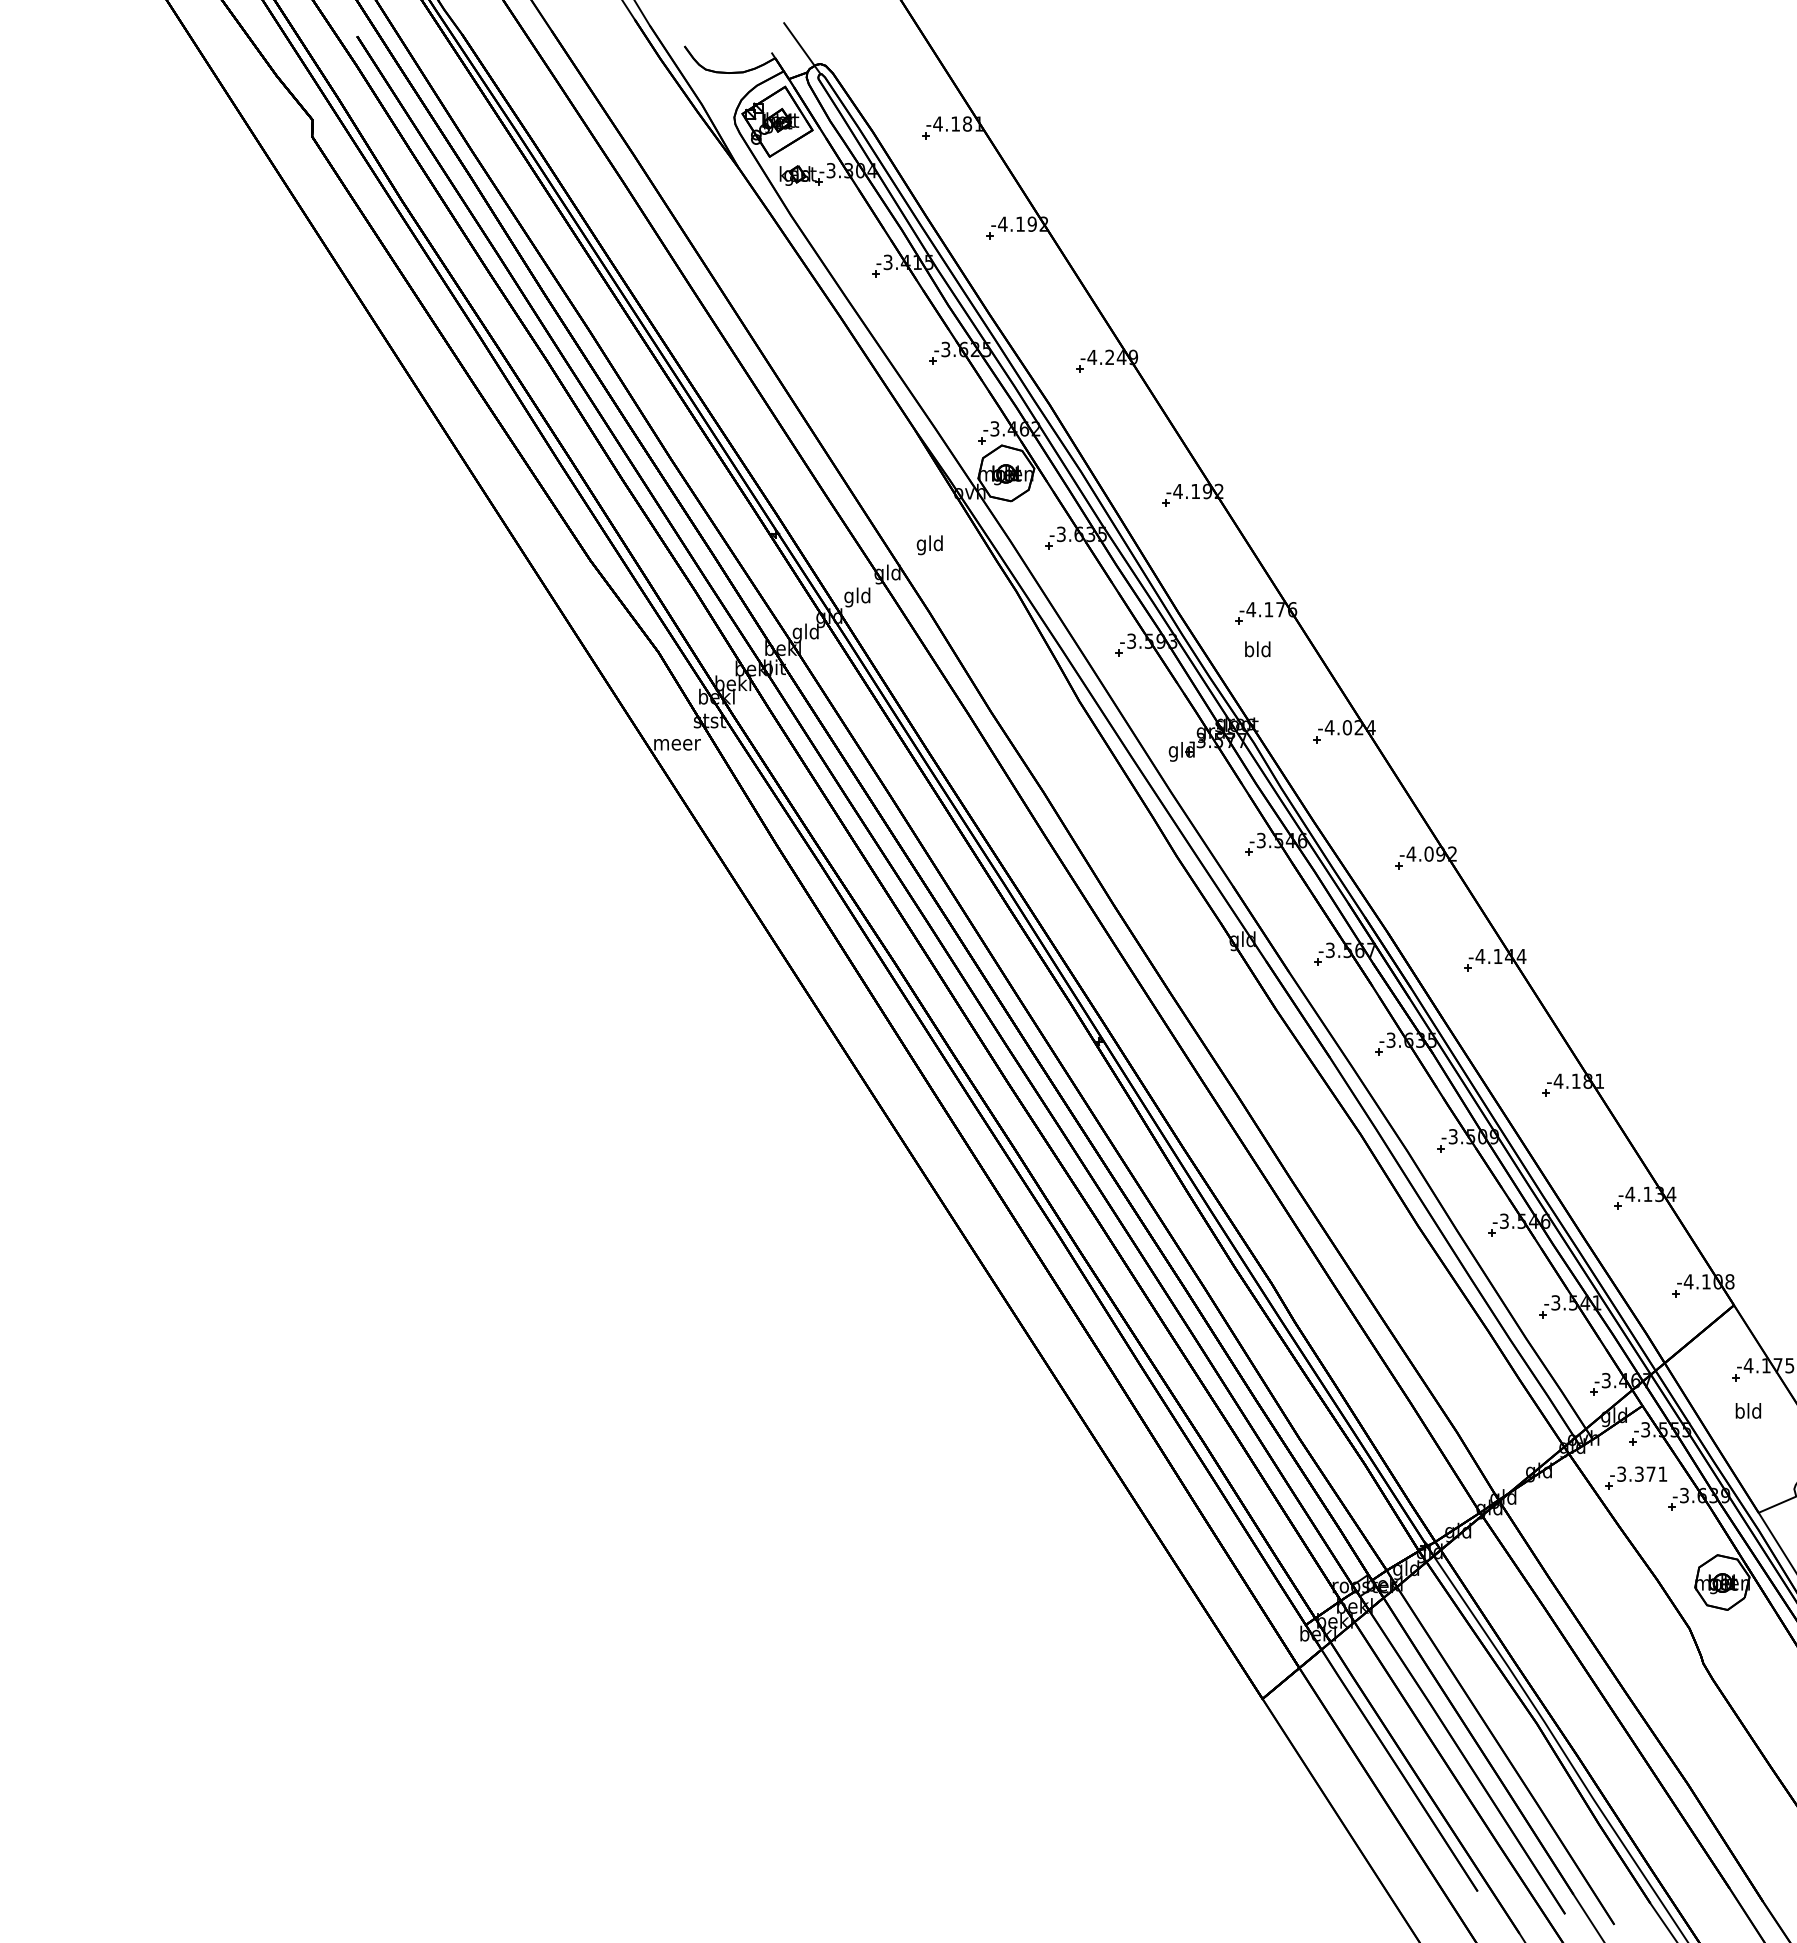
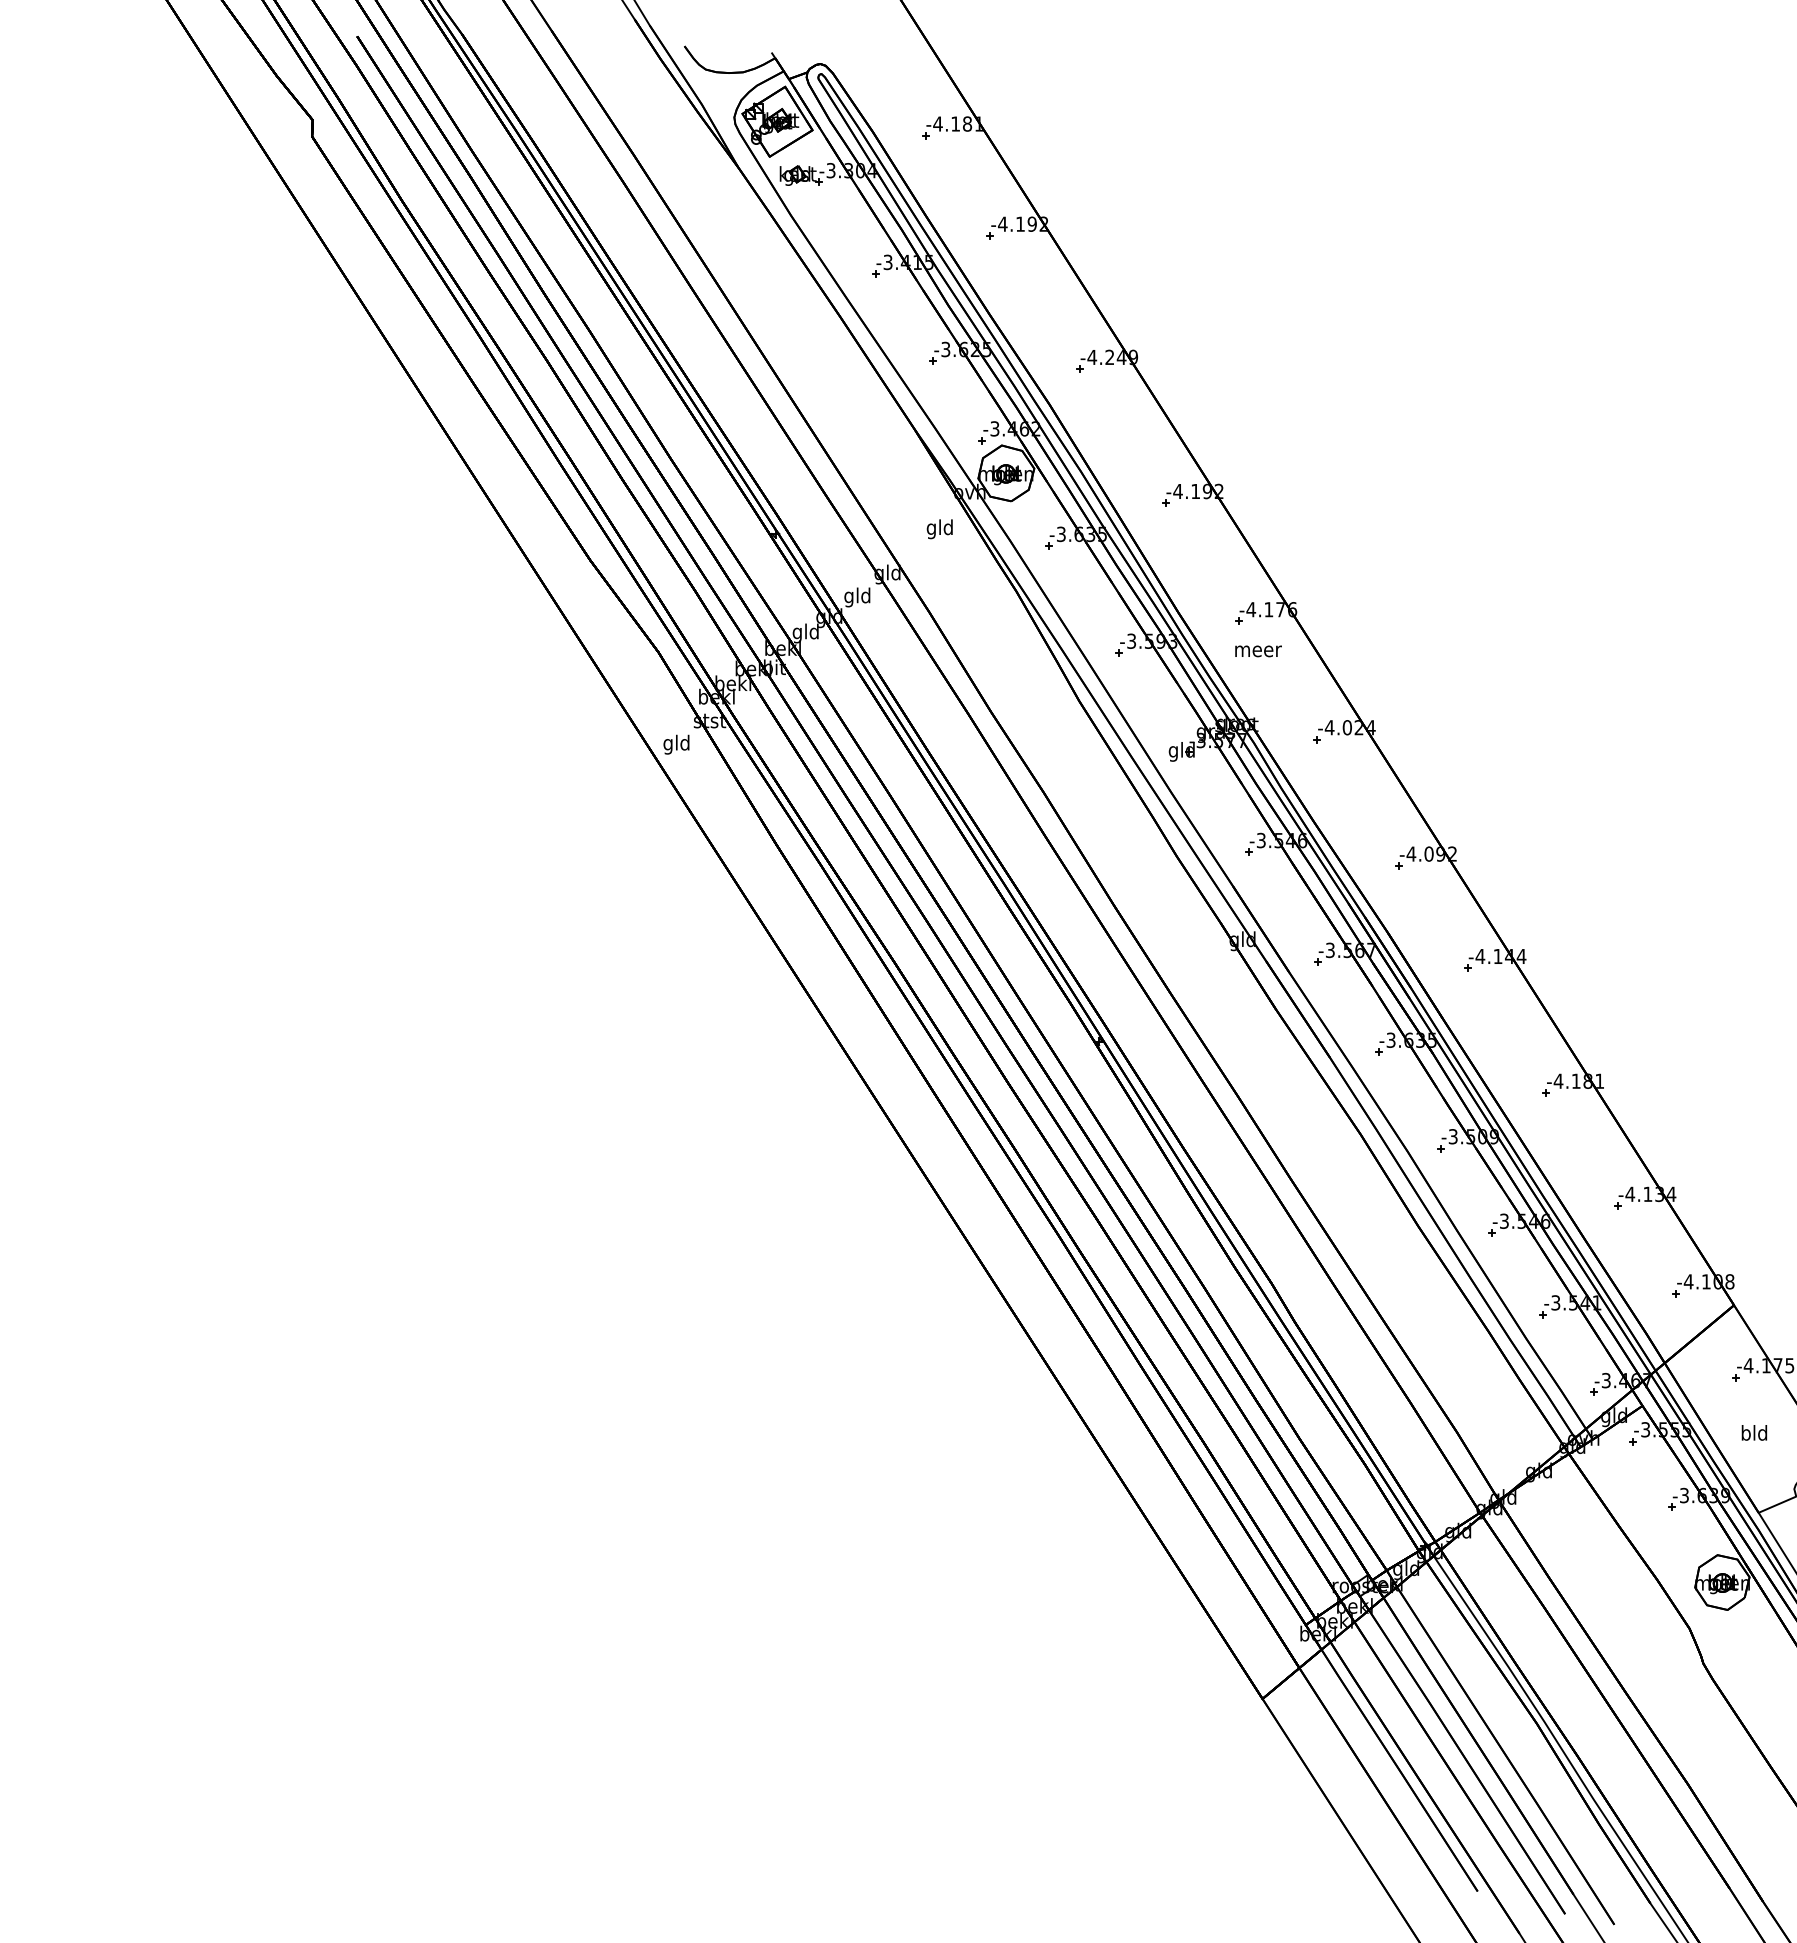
line: present -> none (802, 48)
text position: (929, 545) -> (939, 529) (939, 529)
text: bld -> meer (1258, 649)
text: meer -> gld (677, 744)
text position: (1748, 1410) -> (1754, 1432) (1754, 1432)
part: present -> none (1636, 1477)
